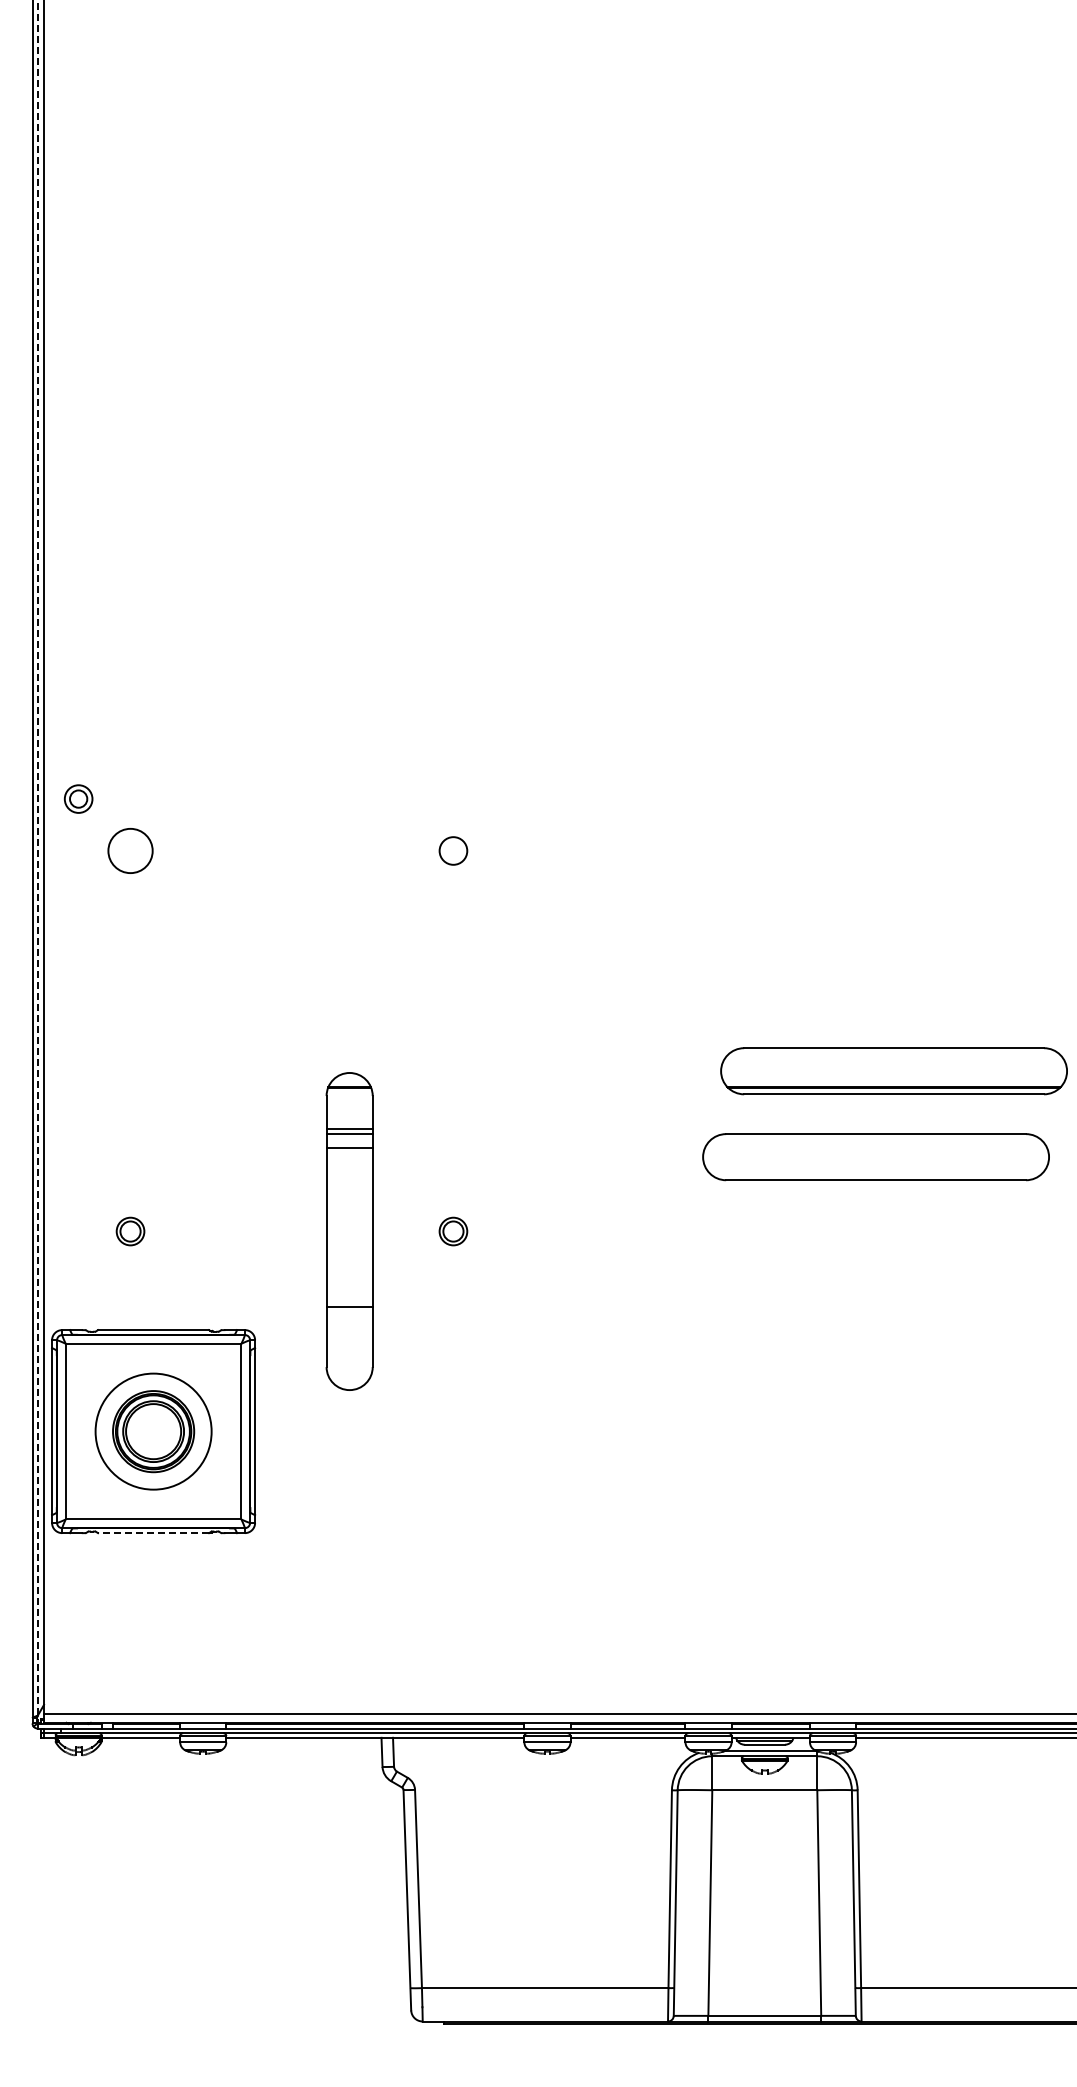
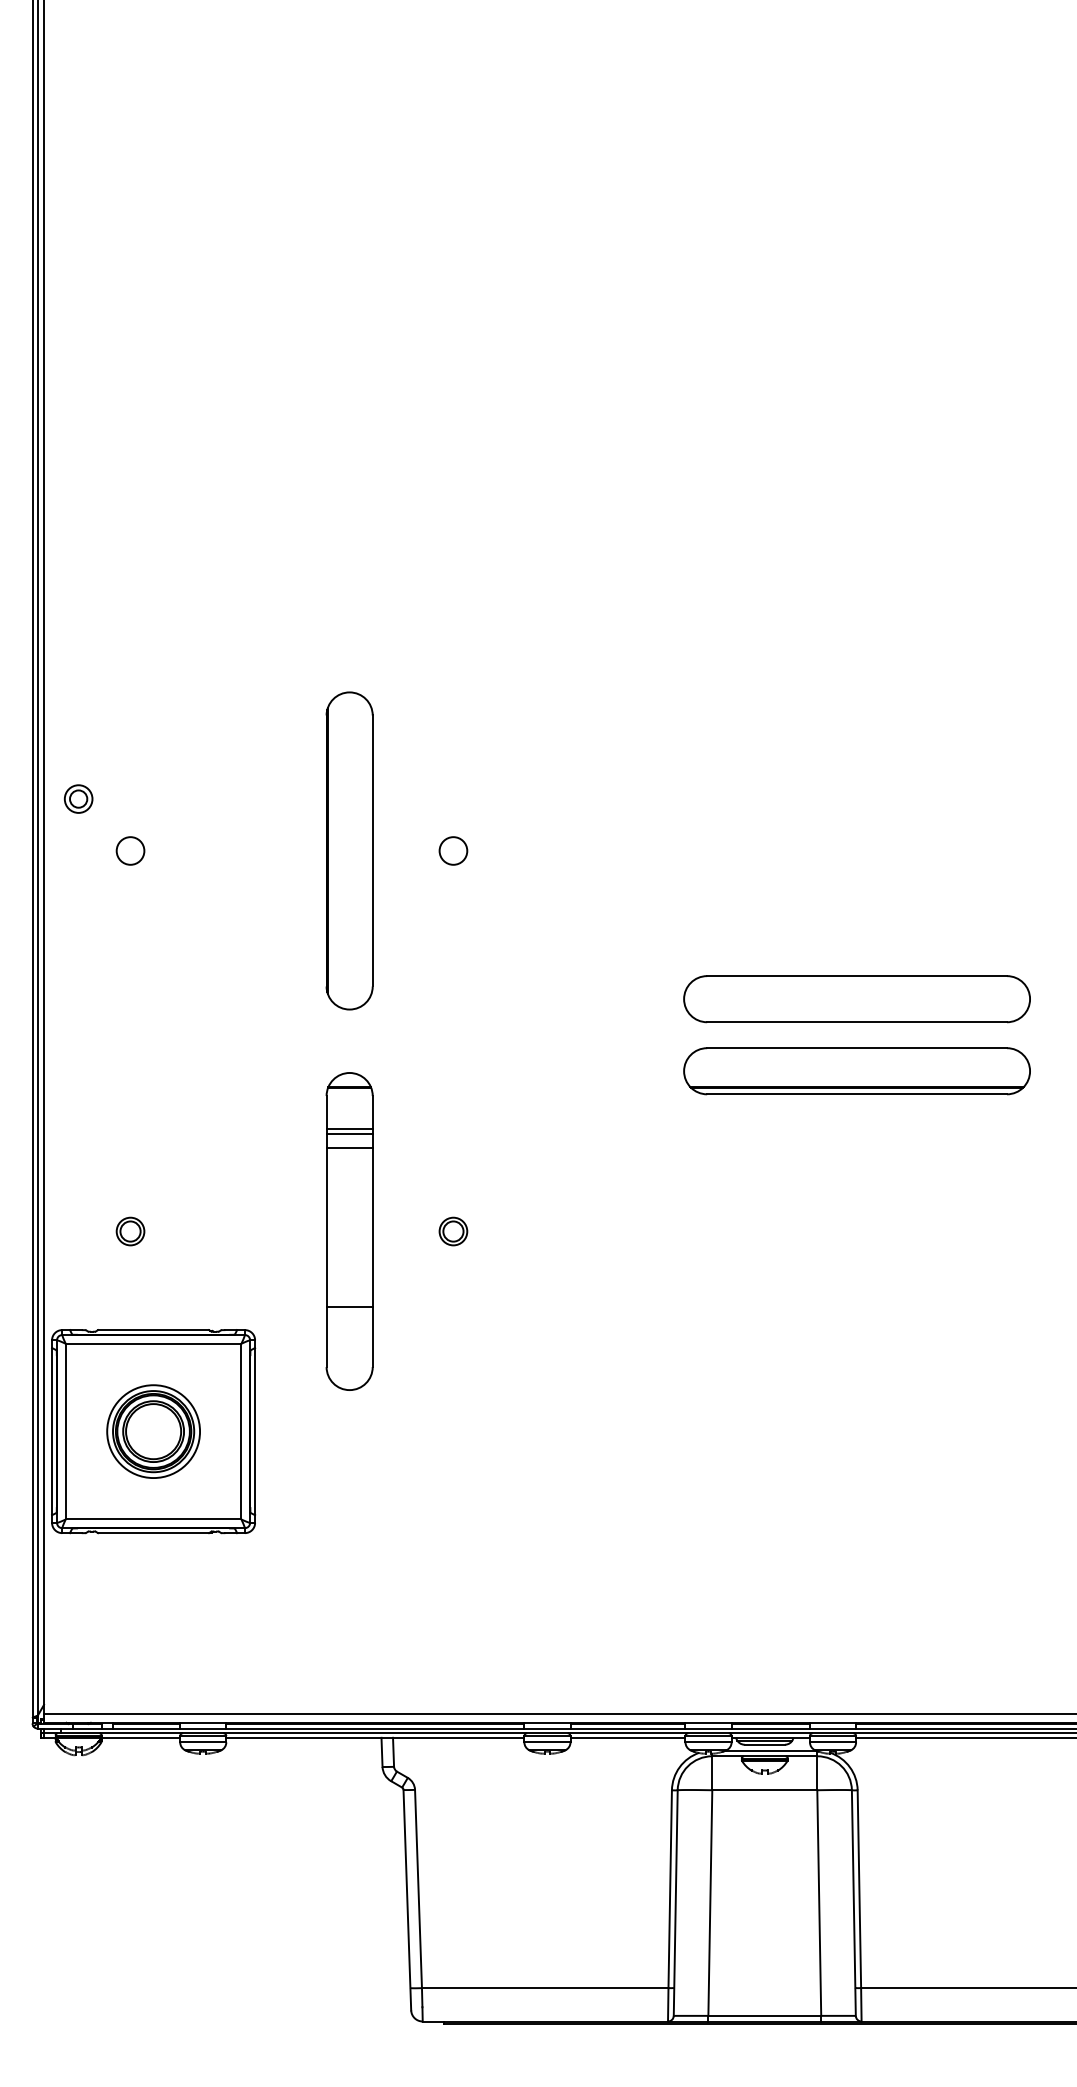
circle diameter: 44 px -> 28 px (130, 850)
part: none -> present (349, 850)
line: dashed -> solid (37, 862)
part position: (893, 1071) -> (856, 1071) (856, 1071)
part position: (875, 1157) -> (856, 999) (856, 999)
circle diameter: 116 px -> 93 px (153, 1431)
line: dashed -> solid (153, 1533)
